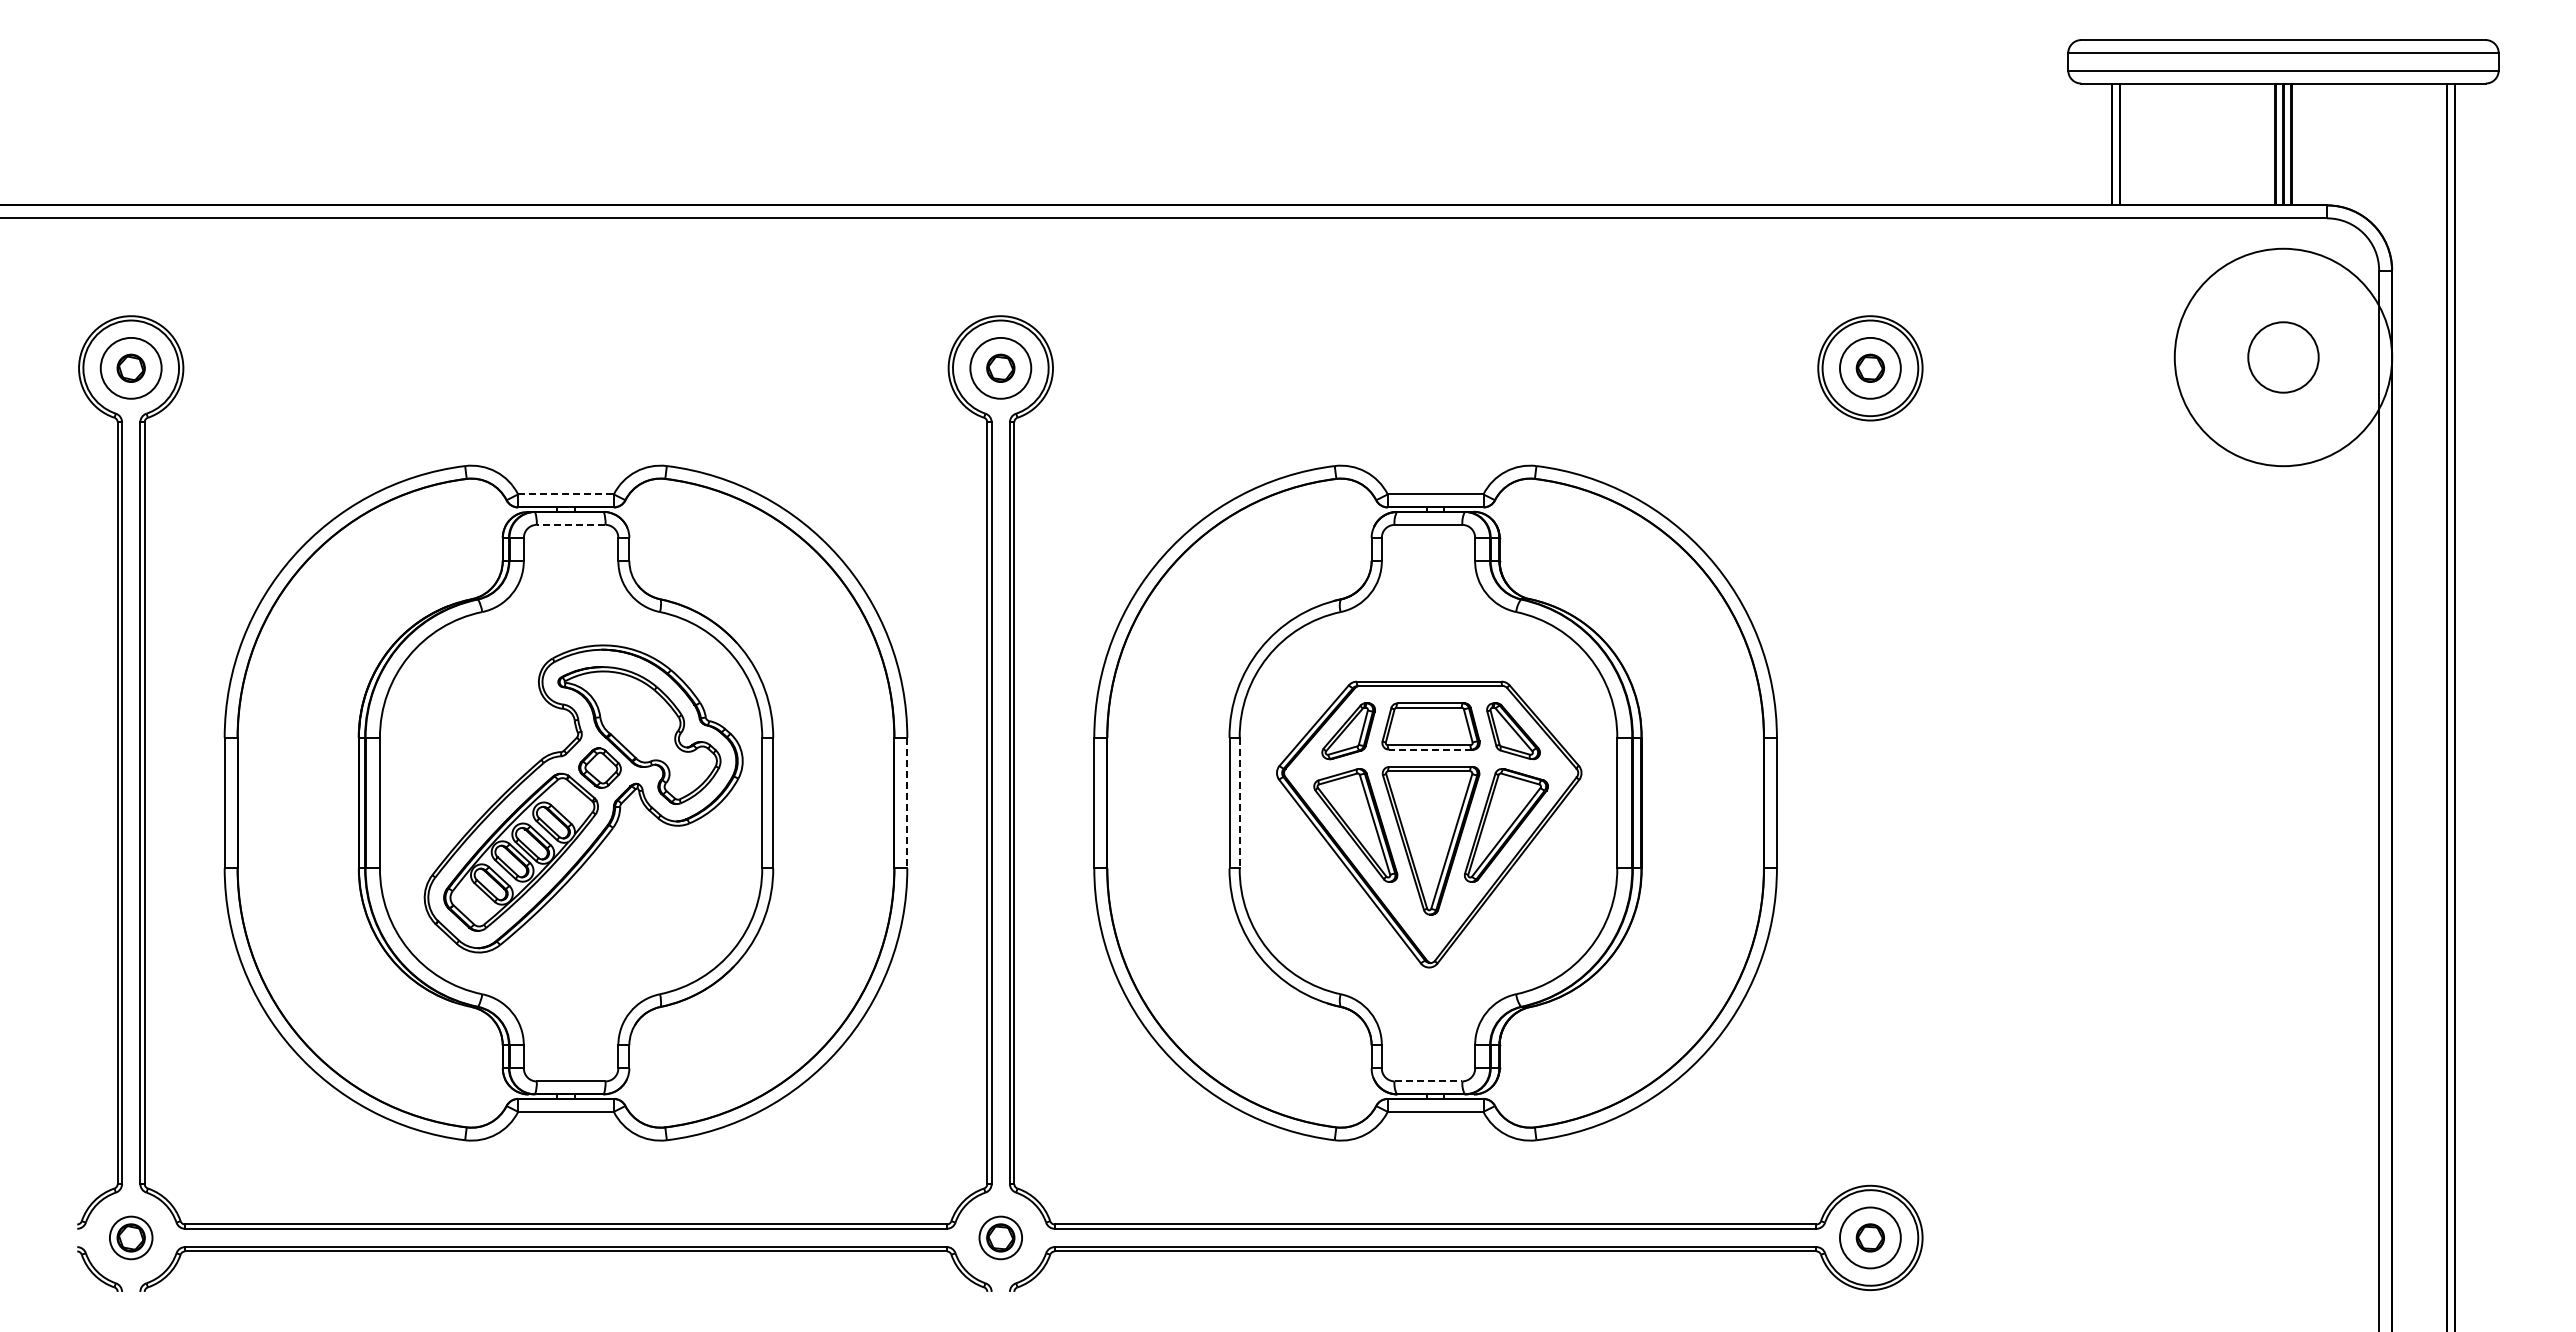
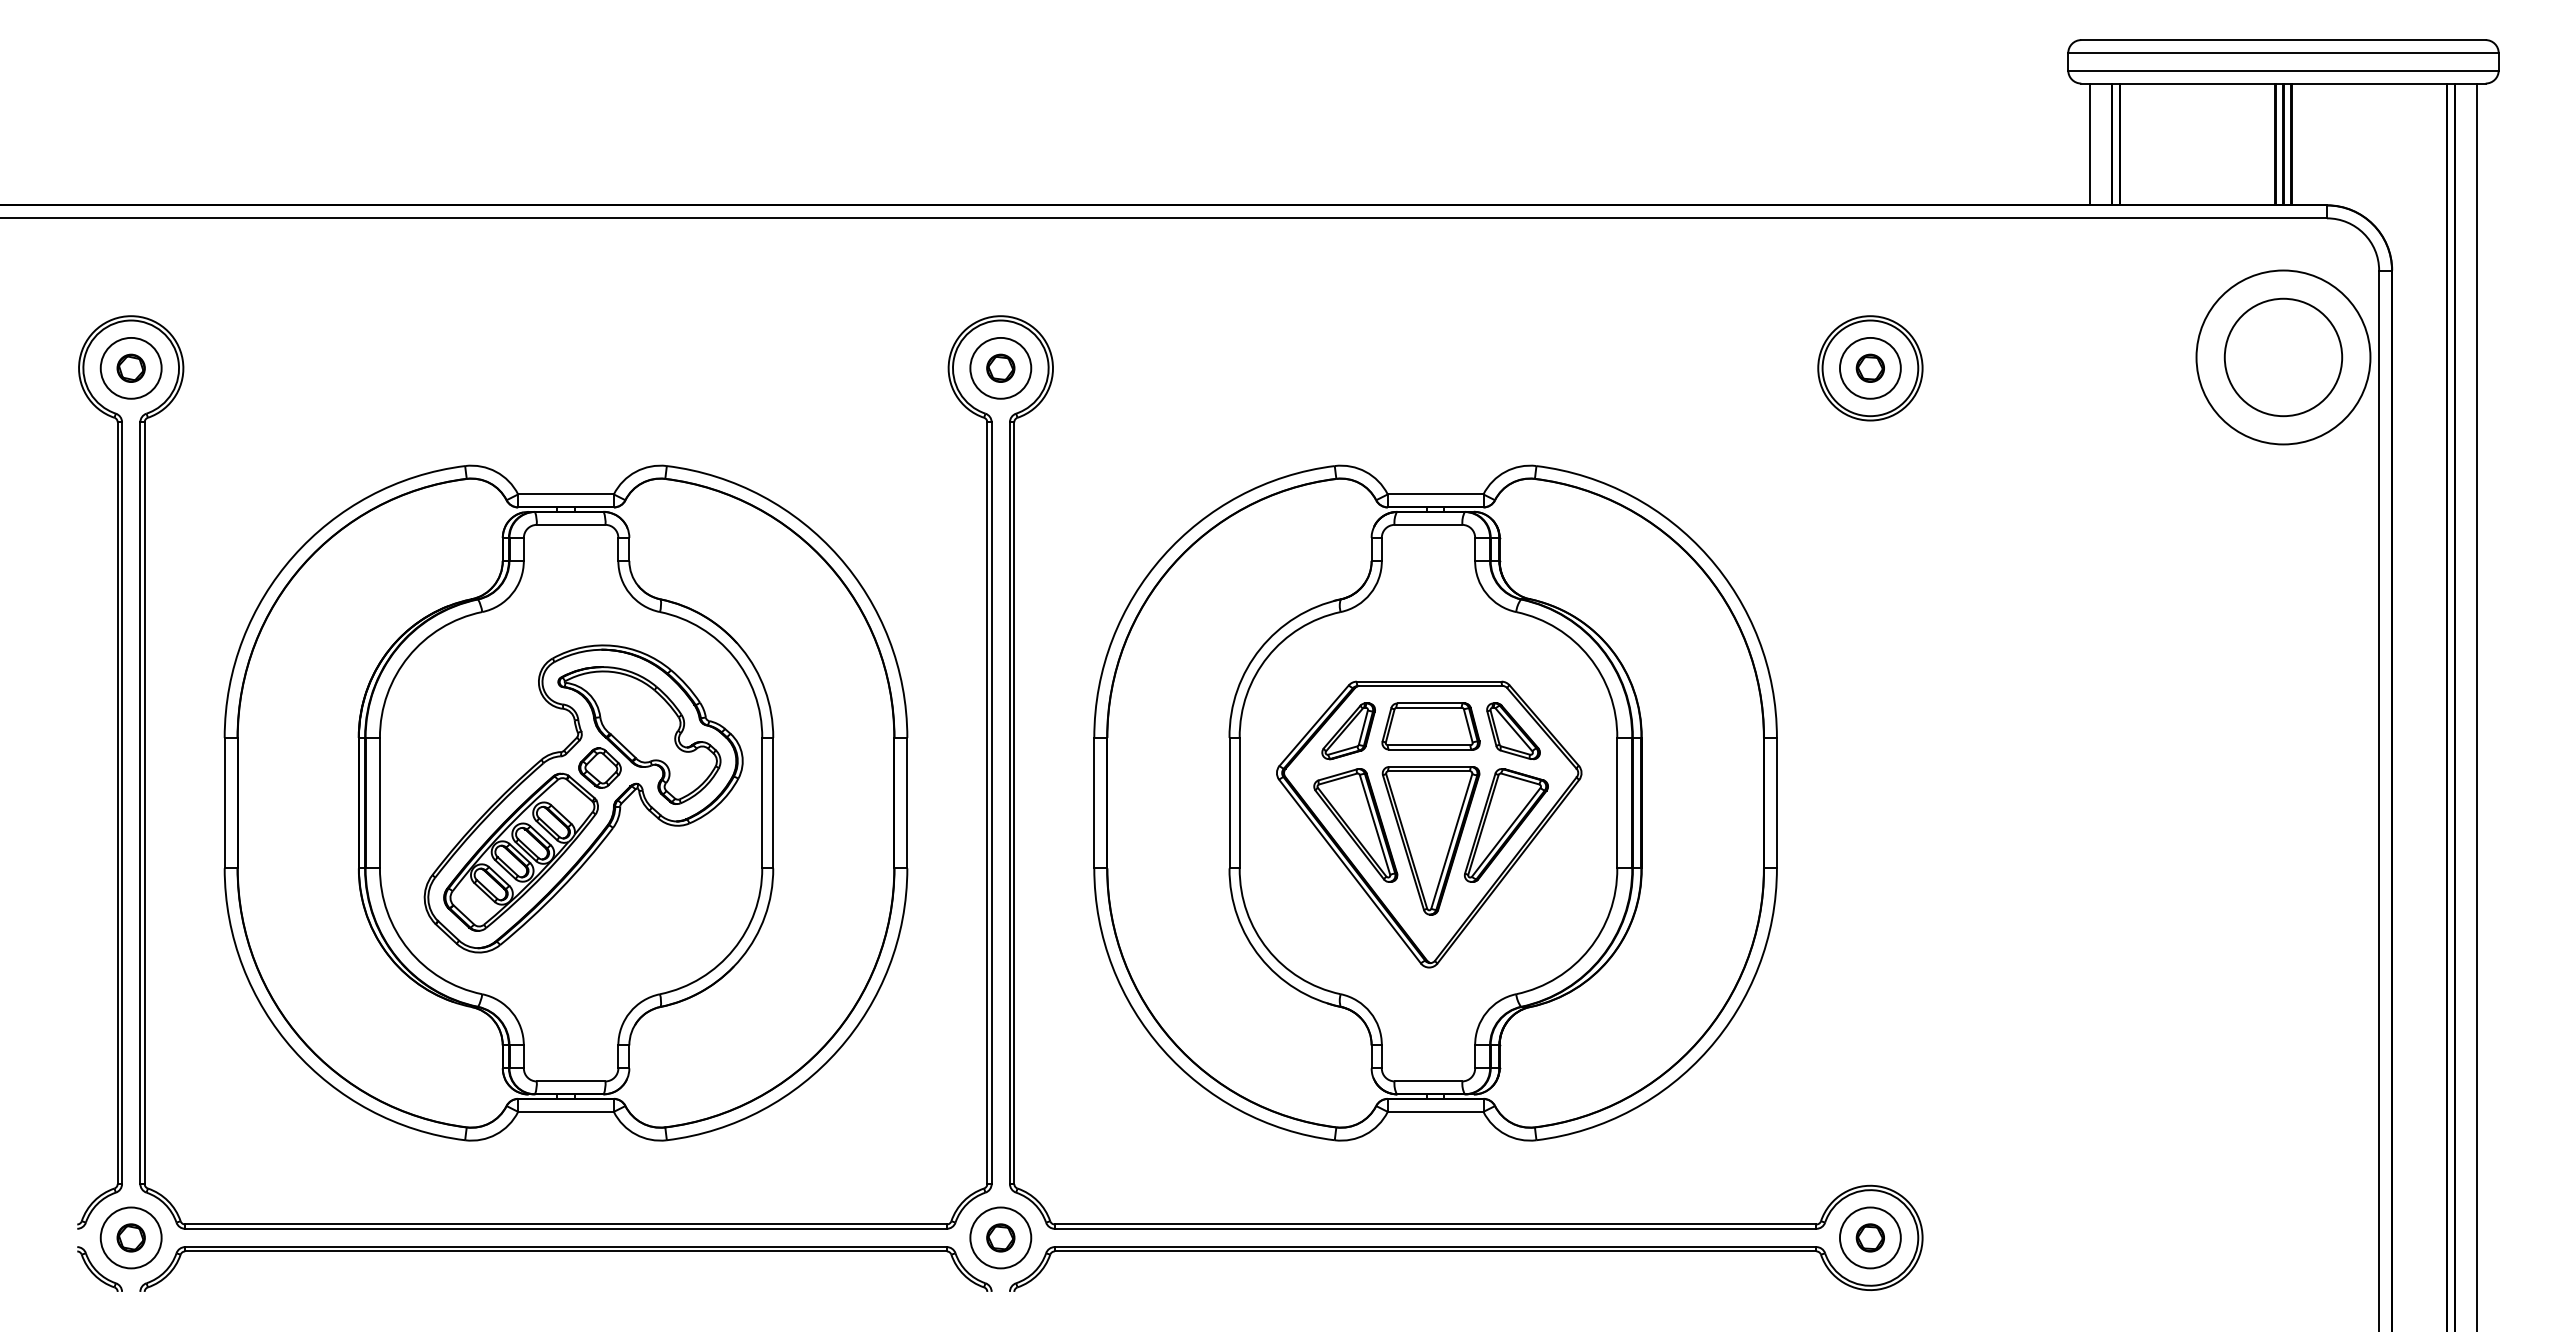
line: none -> present (2090, 144)
circle diameter: 217 px -> 174 px (2283, 357)
circle diameter: 70 px -> 117 px (2283, 357)
line: dashed -> solid (566, 494)
line: dashed -> solid (570, 524)
line: none -> present (2476, 705)
line: dashed -> solid (1429, 749)
line: dashed -> solid (907, 803)
line: dashed -> solid (1239, 803)
line: dashed -> solid (1428, 1081)
circle diameter: 43 px -> 61 px (130, 1237)
circle diameter: 43 px -> 61 px (1000, 1237)
